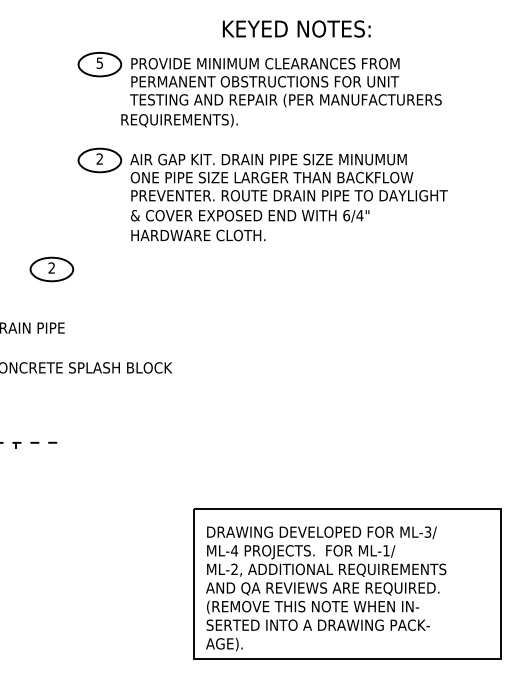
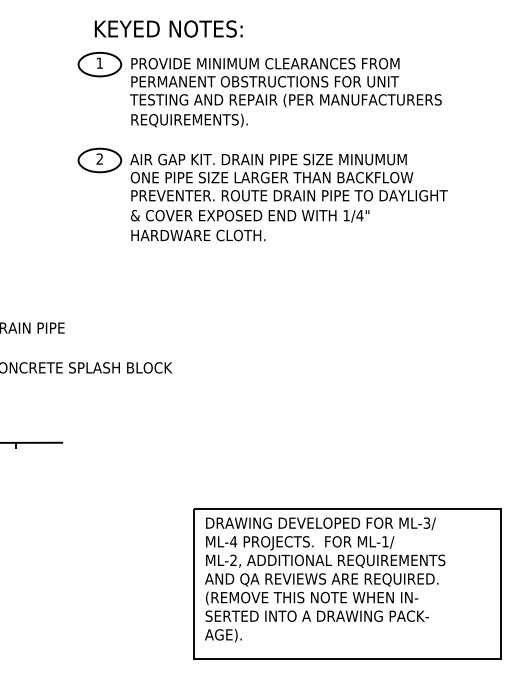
text position: (296, 28) -> (168, 28) (168, 28)
text: 5 -> 1 (99, 62)
text position: (179, 120) -> (189, 120) (189, 120)
text: 6/4" -> 1/4" (346, 215)
part: present -> none (51, 269)
line: dashed -> solid (31, 442)
text position: (326, 588) -> (325, 579) (325, 579)
